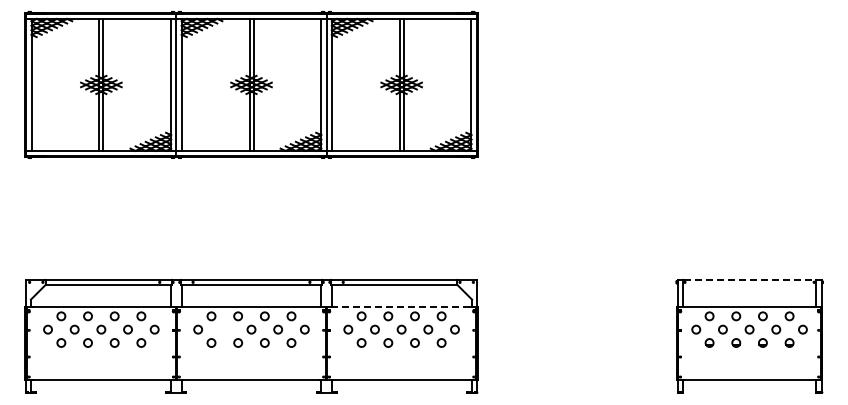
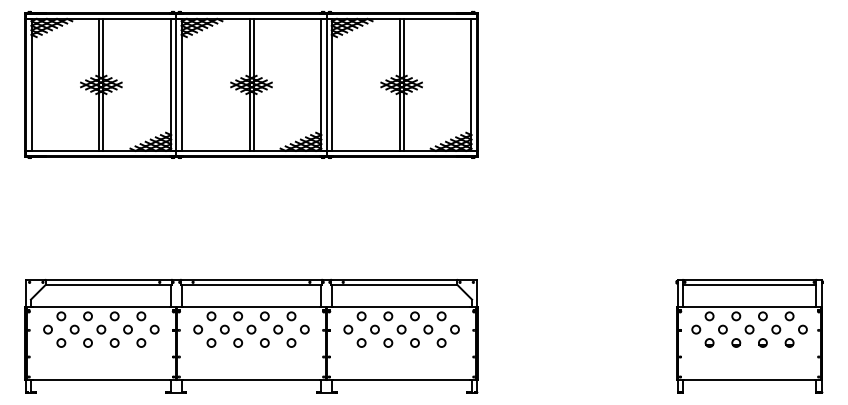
line: dashed -> solid (749, 279)
line: none -> present (749, 285)
line: dashed -> solid (401, 307)
circle: none -> present (224, 329)
